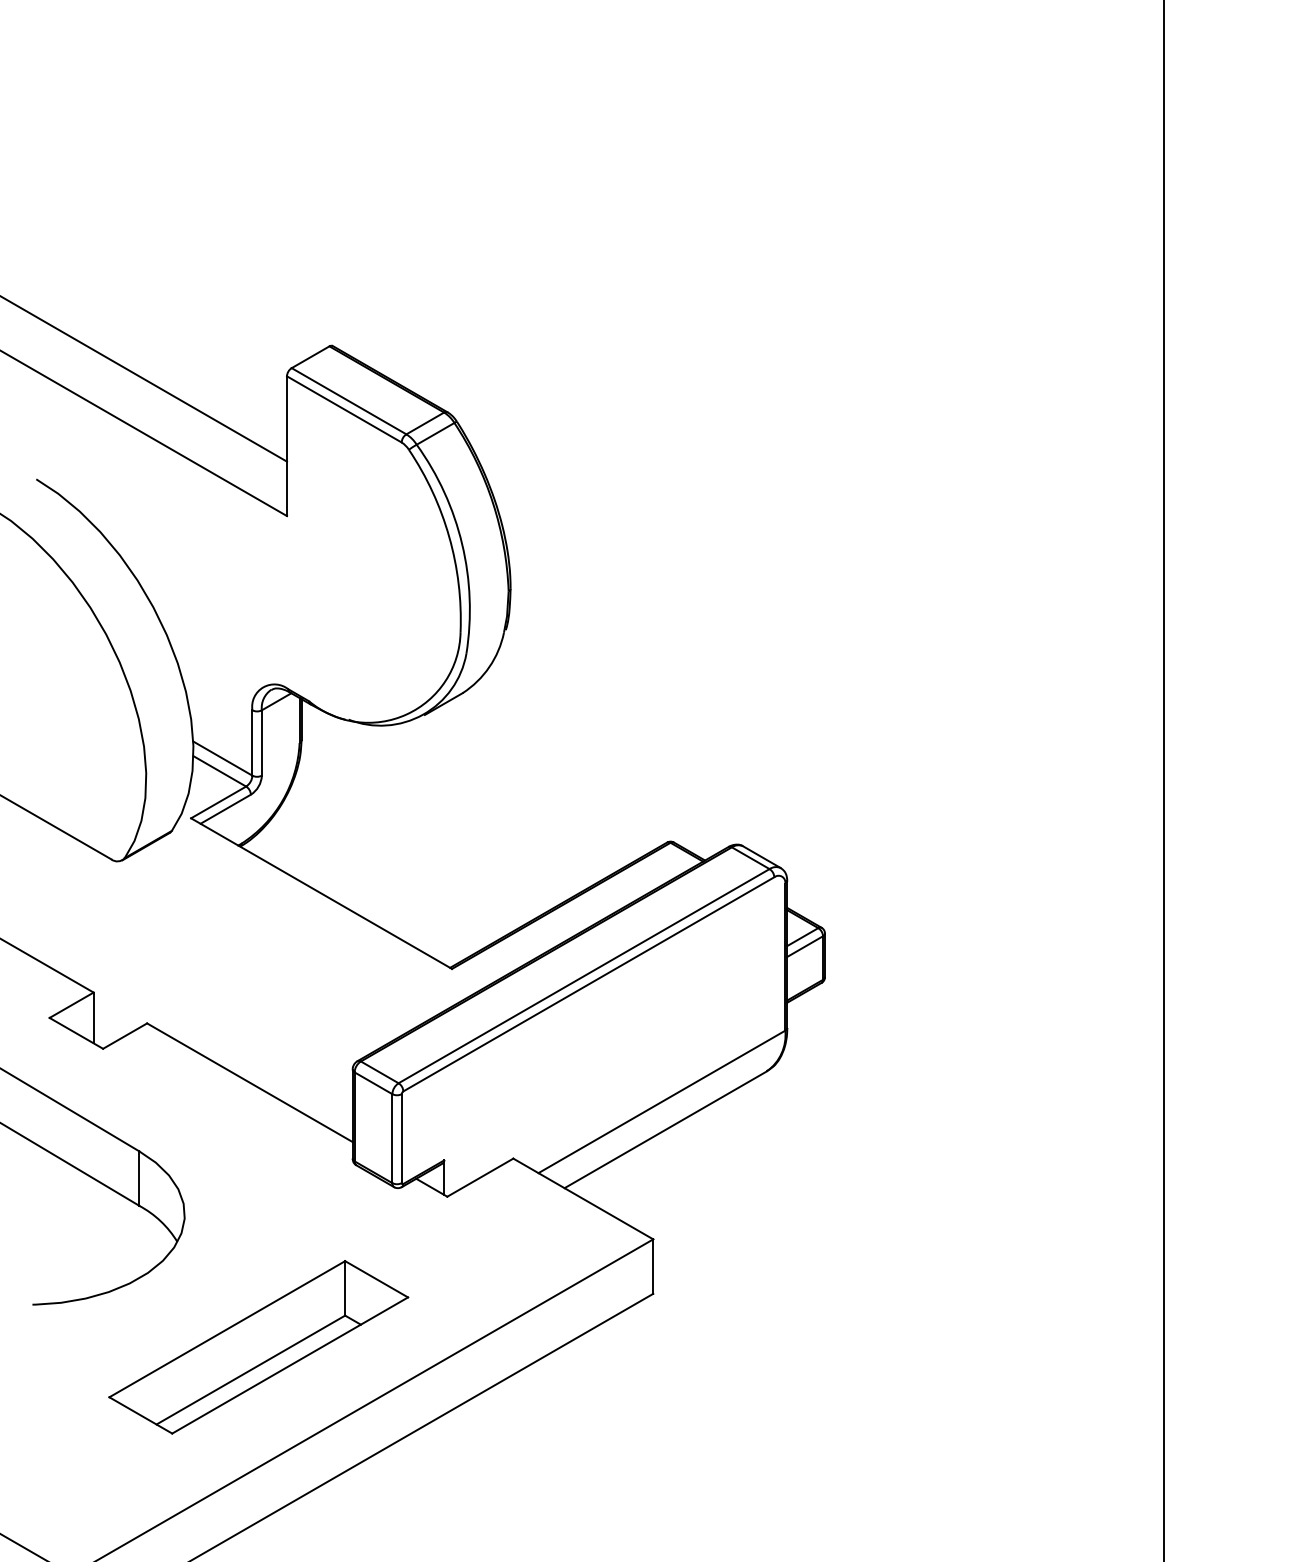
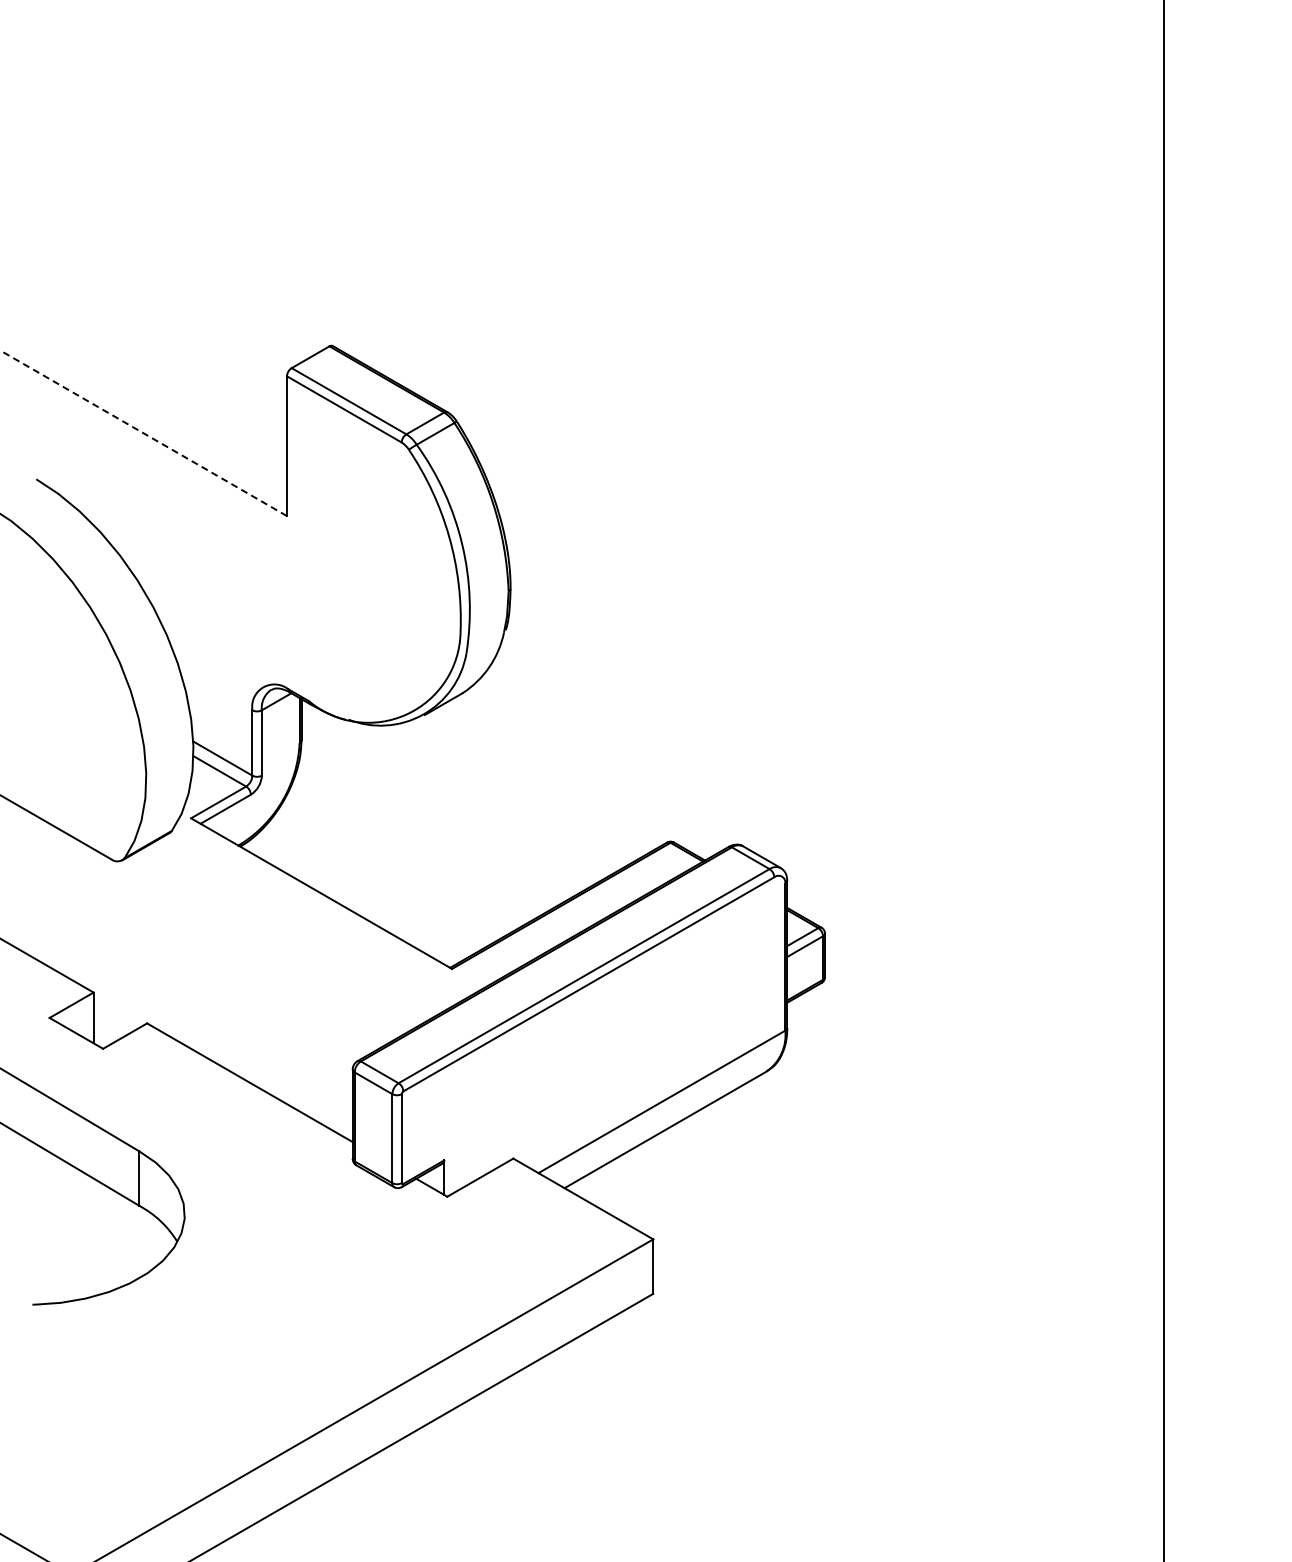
line: present -> none (144, 379)
line: solid -> dashed (143, 433)
part: present -> none (258, 1347)
